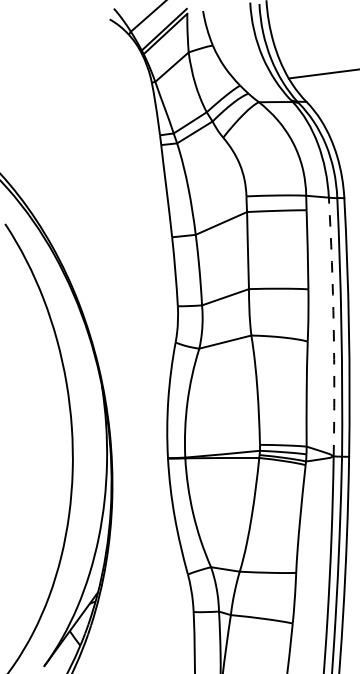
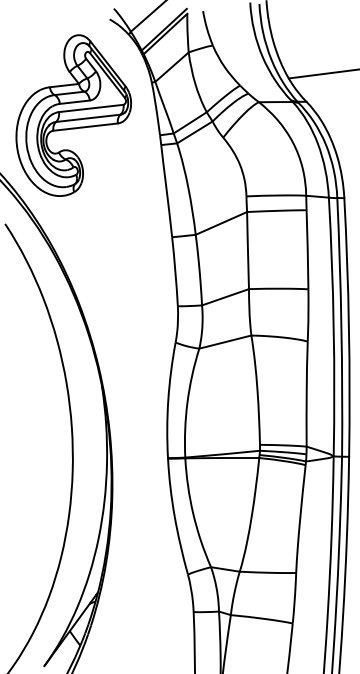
part: none -> present (73, 115)
arc: dashed -> solid (333, 326)
